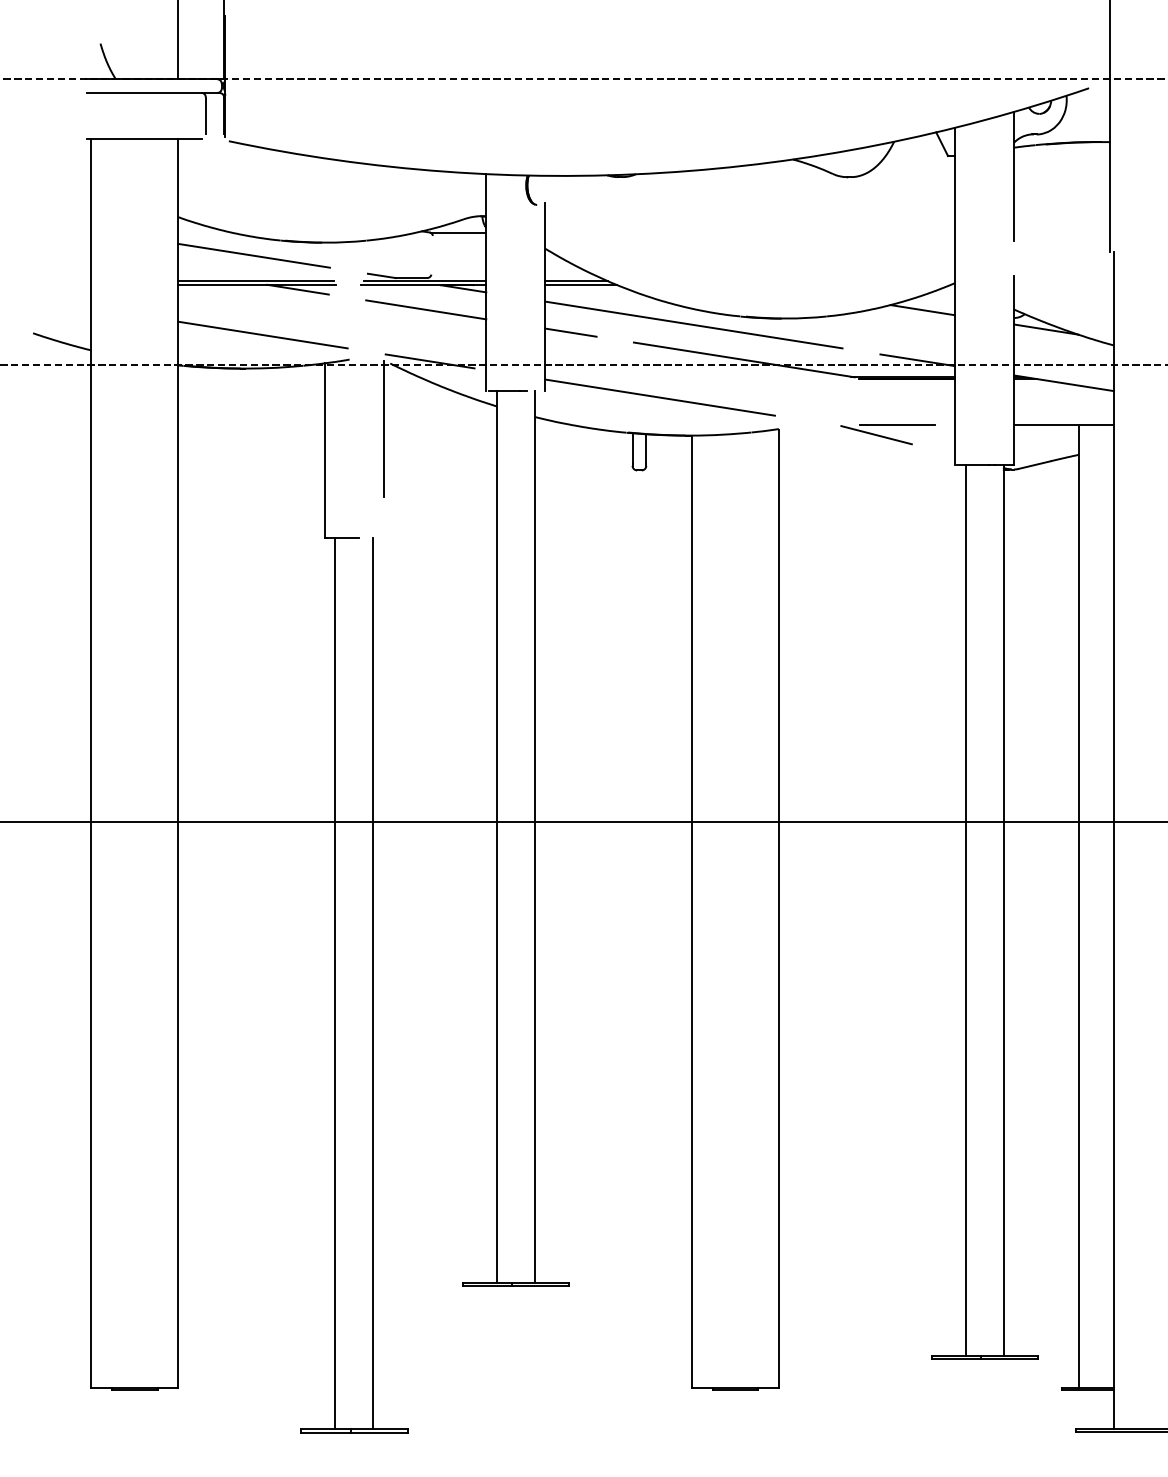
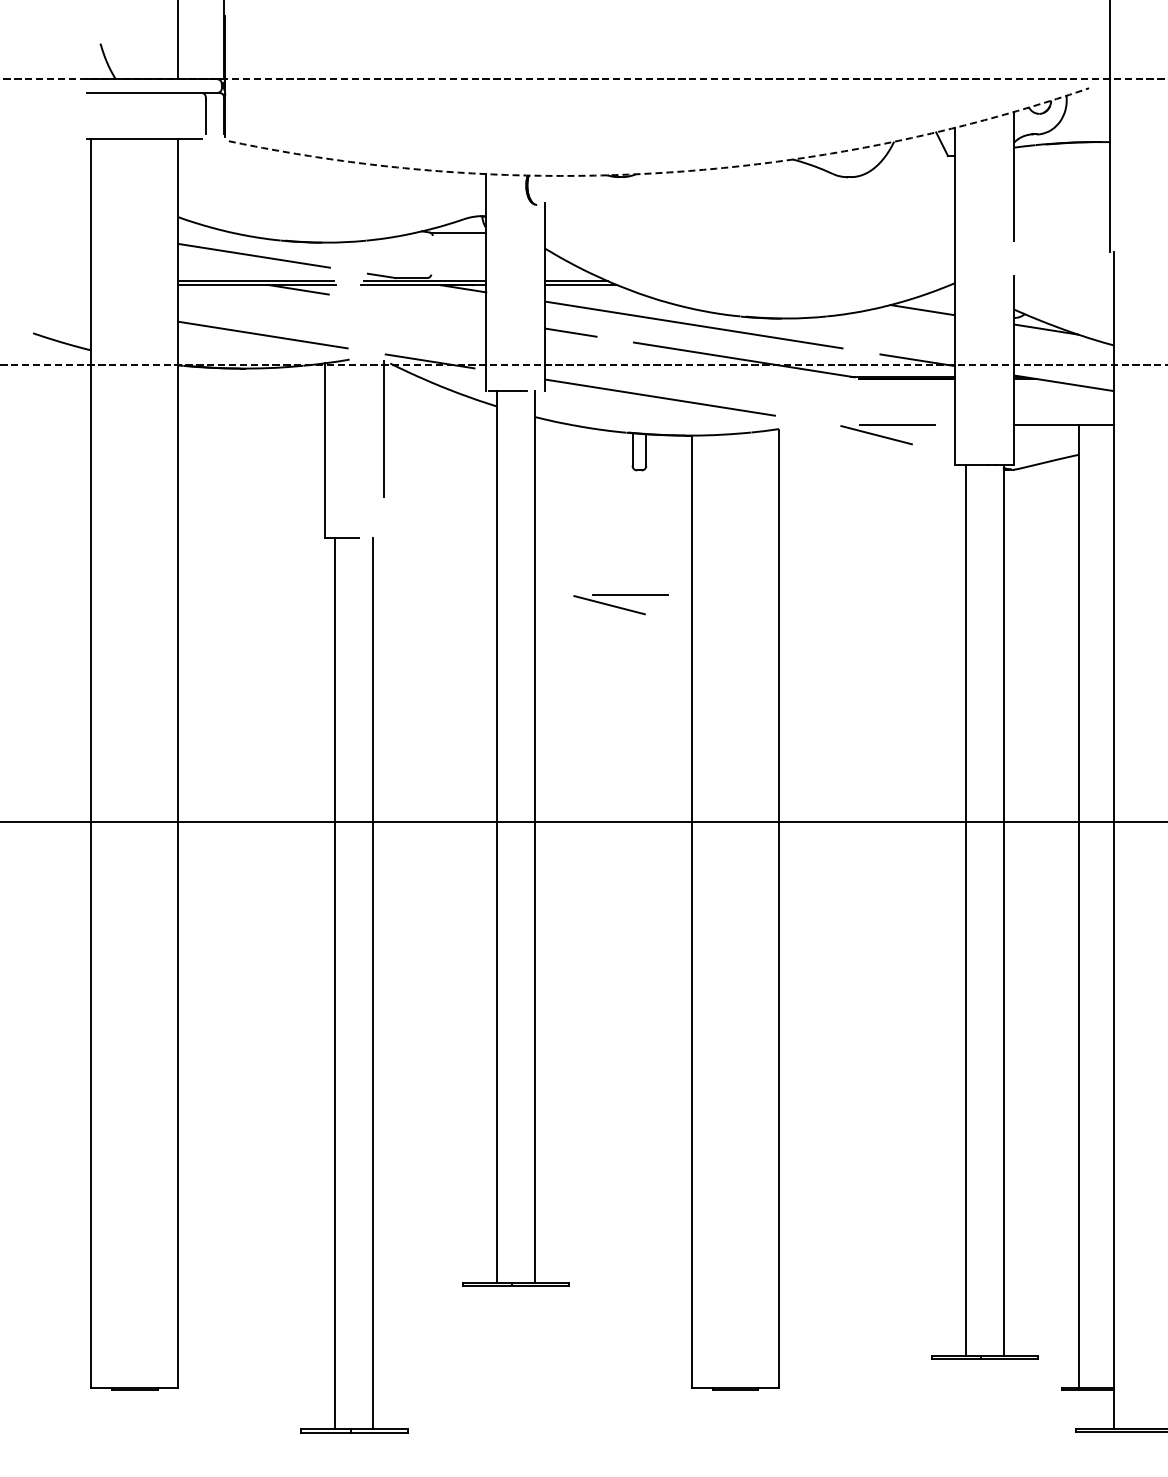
arc: solid -> dashed (662, 172)
line: present -> none (426, 309)
part: none -> present (620, 604)
